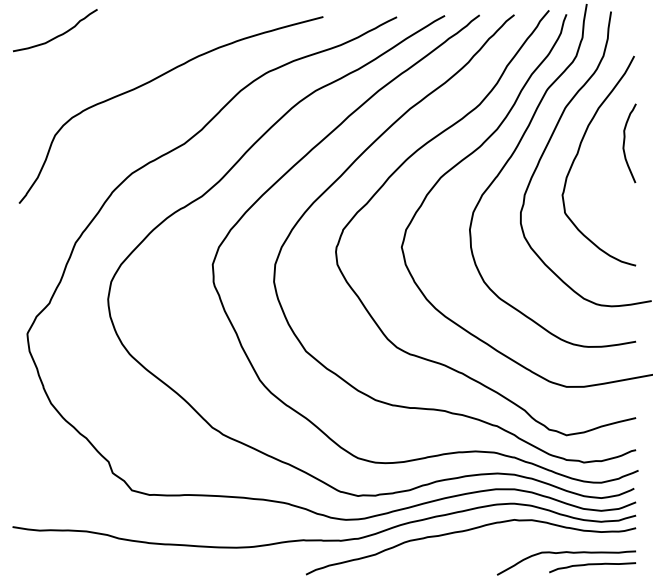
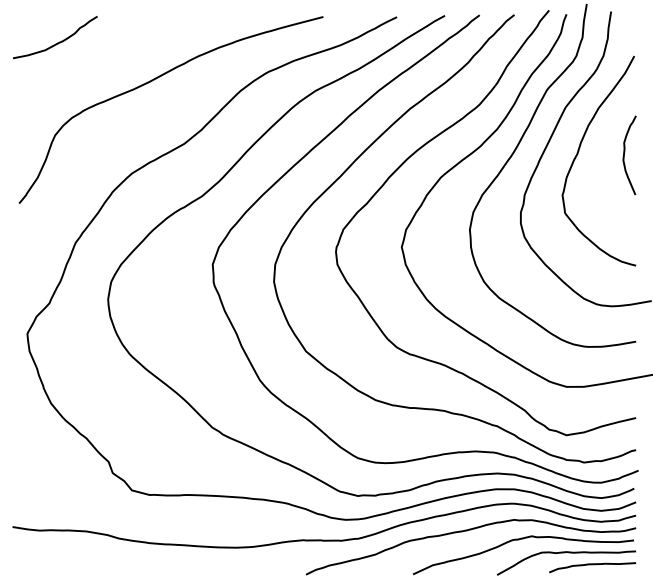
curve position: (57, 35) -> (57, 42) (57, 42)
curve position: (625, 140) -> (625, 152) (625, 152)
curve: none -> present (519, 540)
